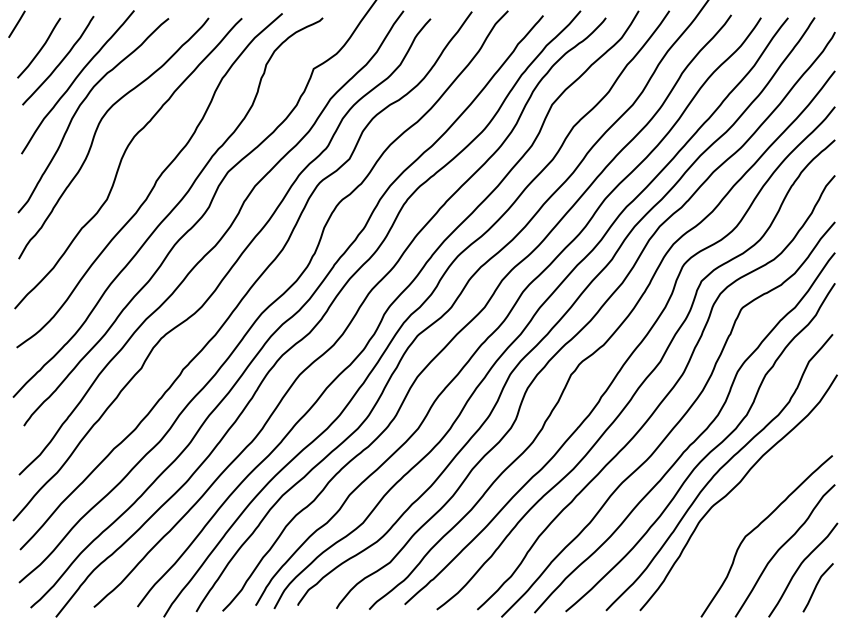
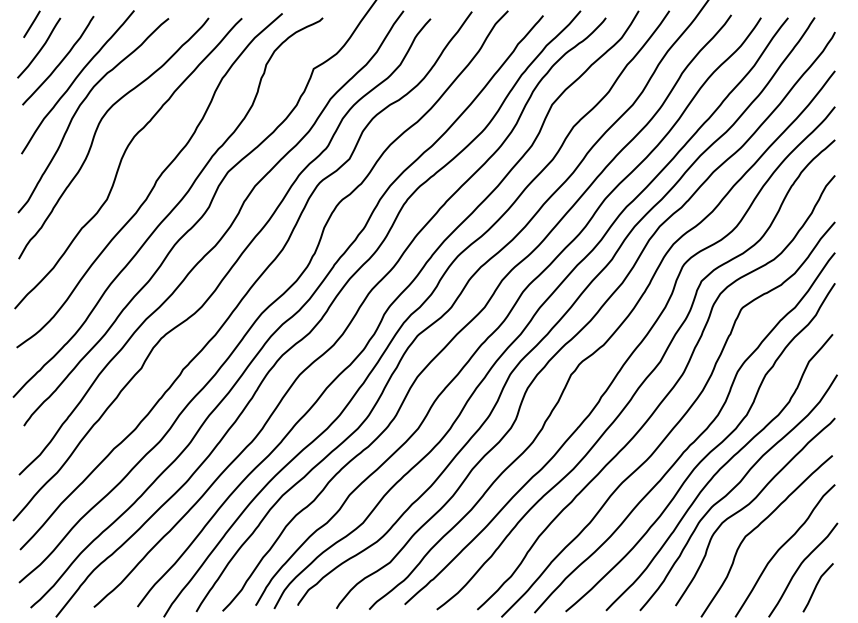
line position: (16, 23) -> (31, 23) (31, 23)
curve: none -> present (750, 504)
